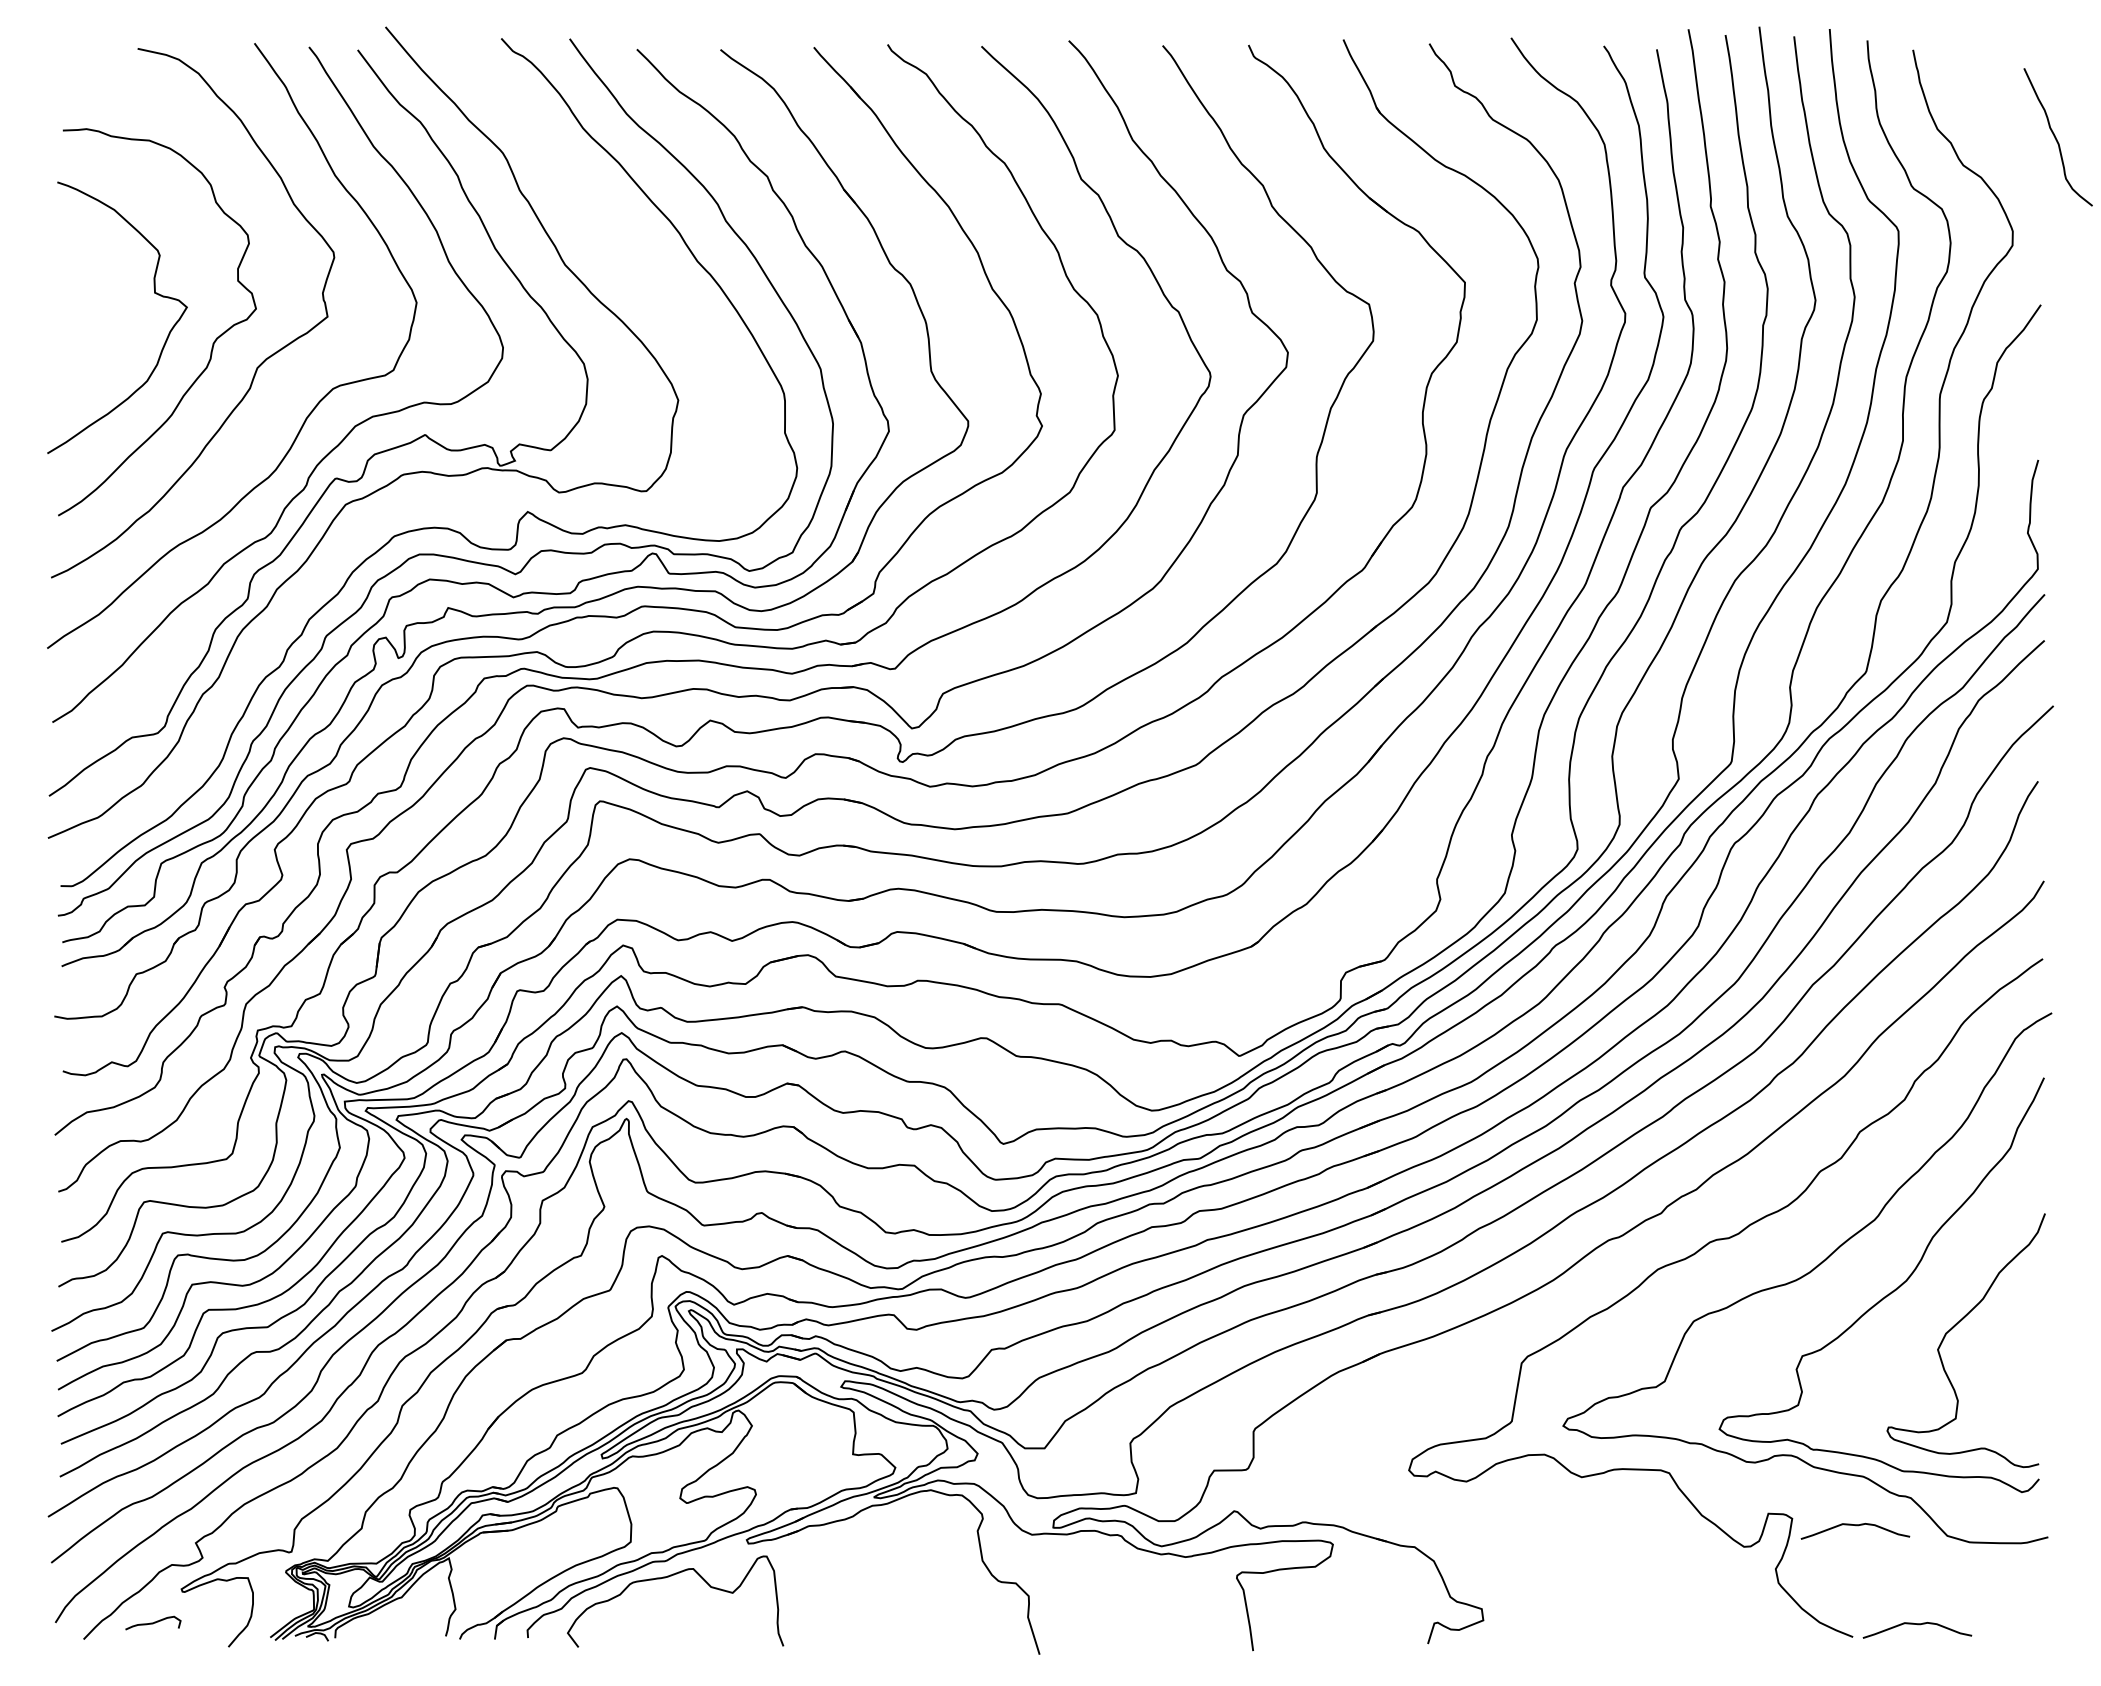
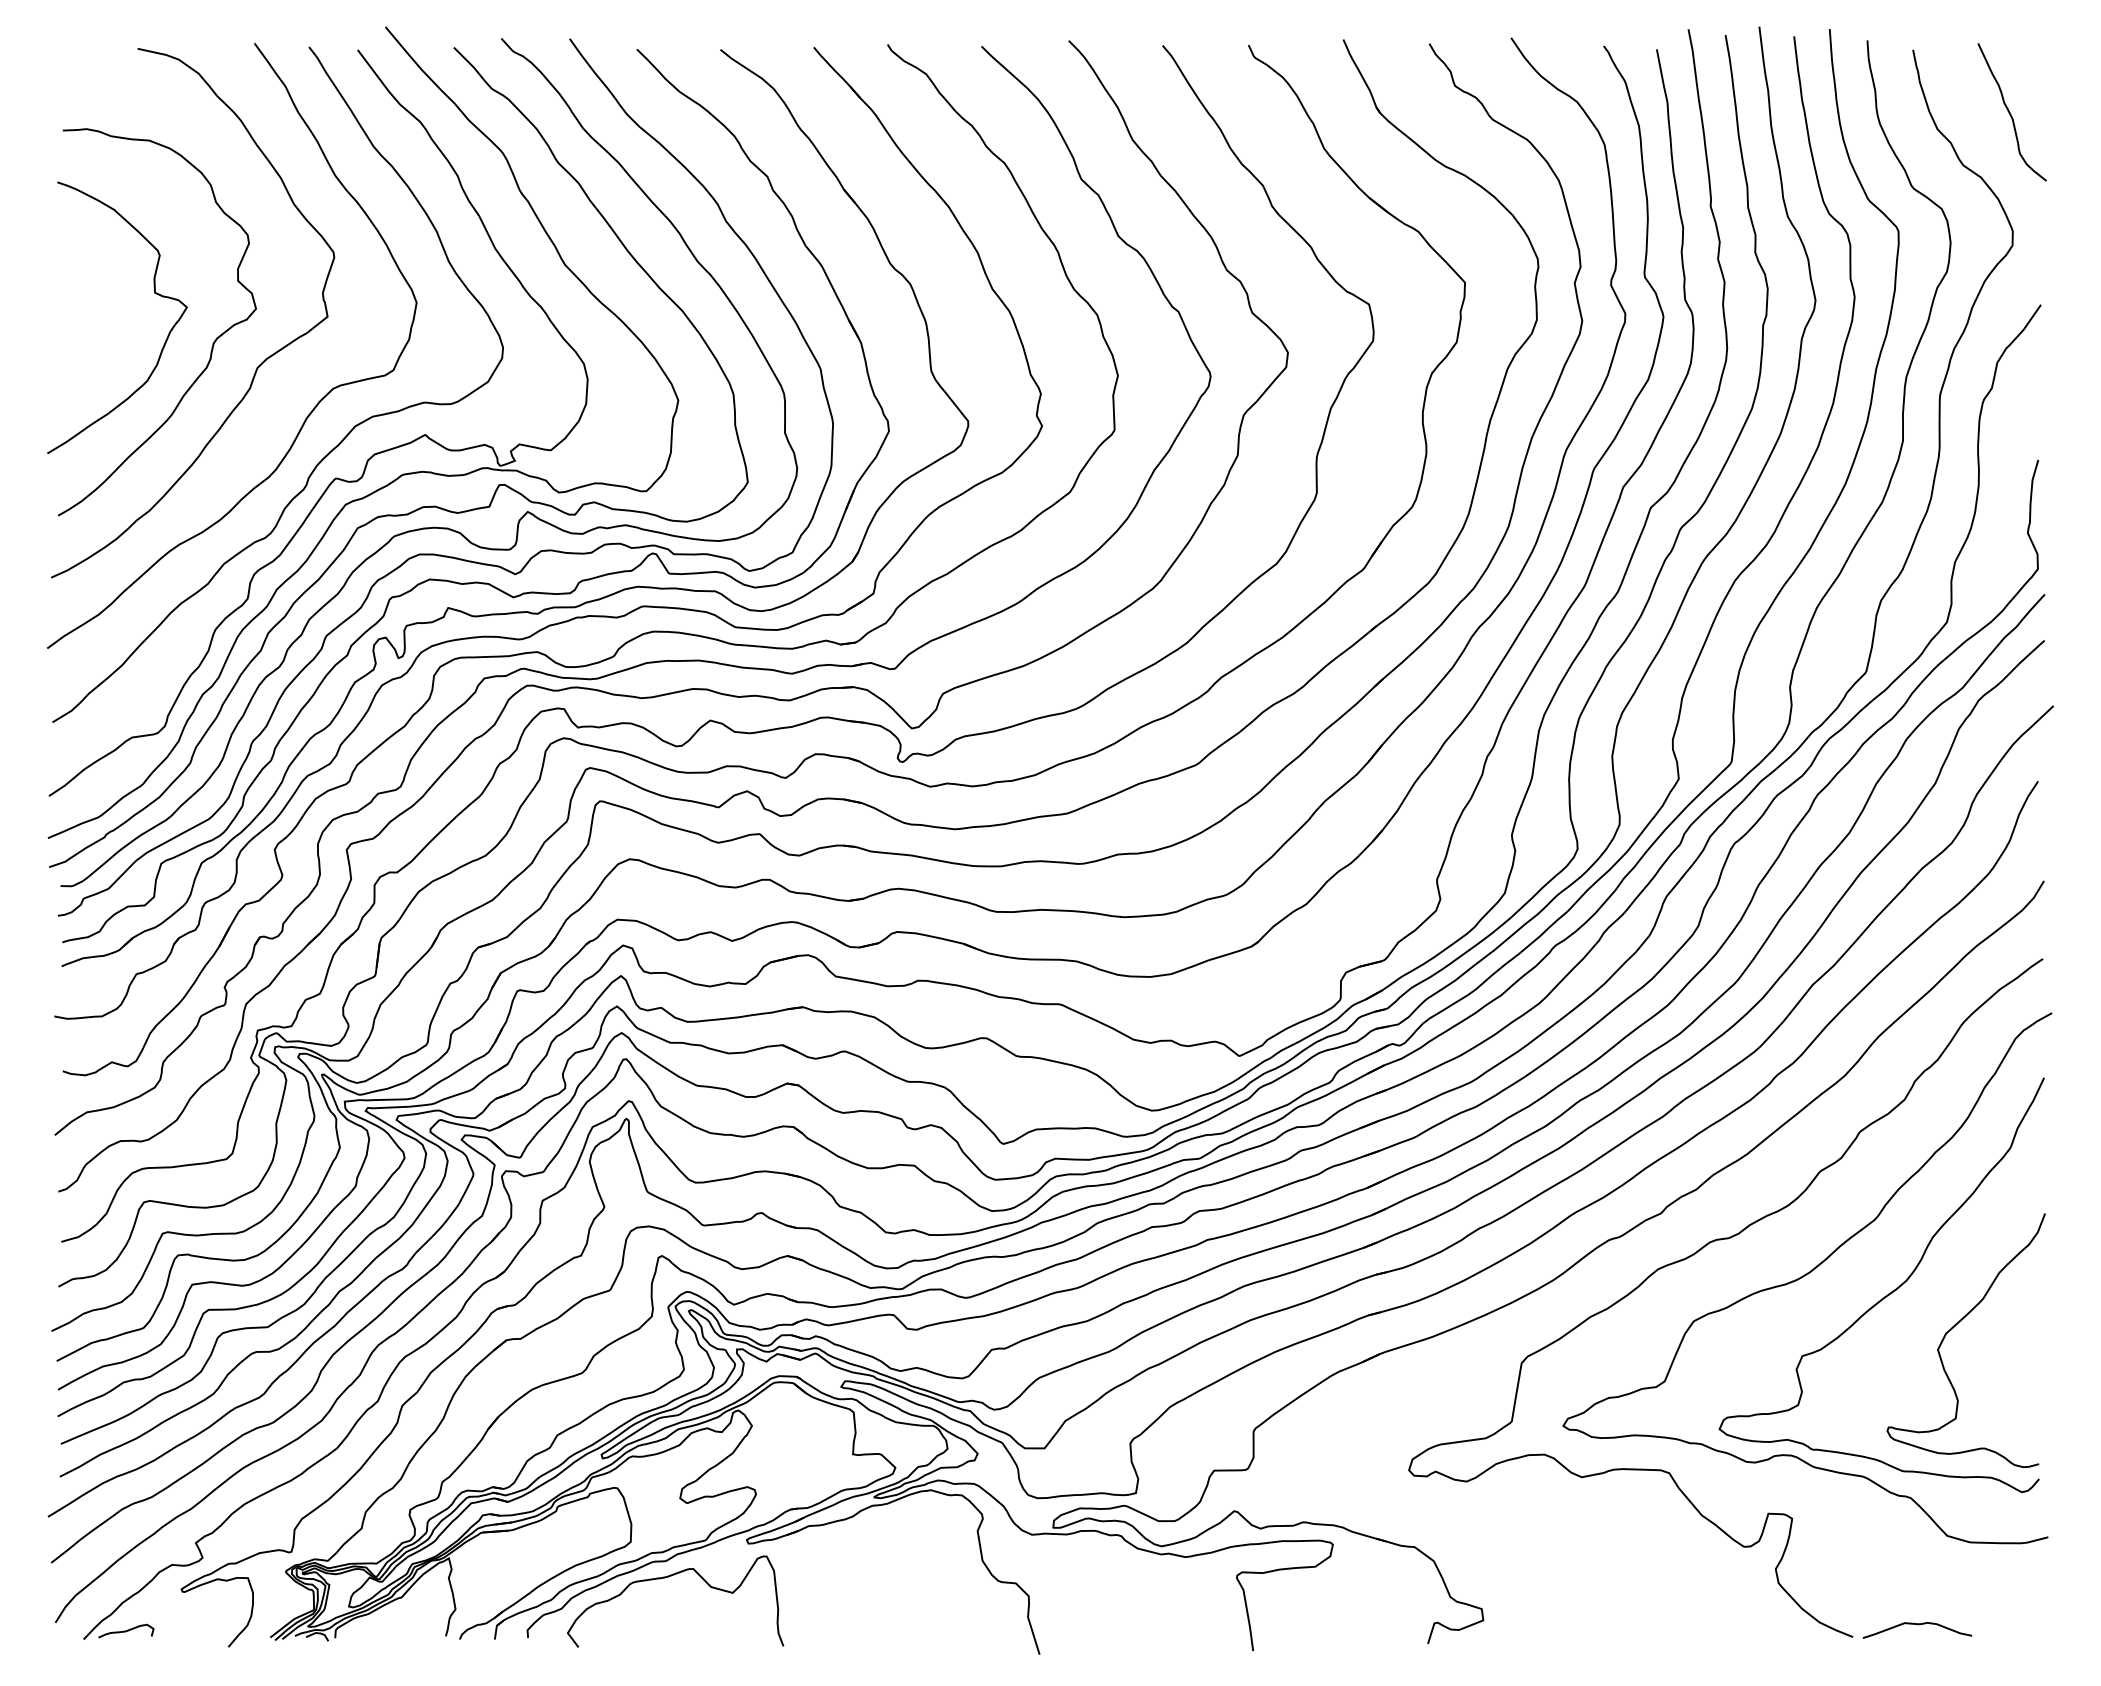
curve position: (2056, 137) -> (2010, 112) (2010, 112)
curve: none -> present (421, 506)
curve: present -> none (1855, 1526)
curve position: (153, 1622) -> (126, 1630) (126, 1630)
